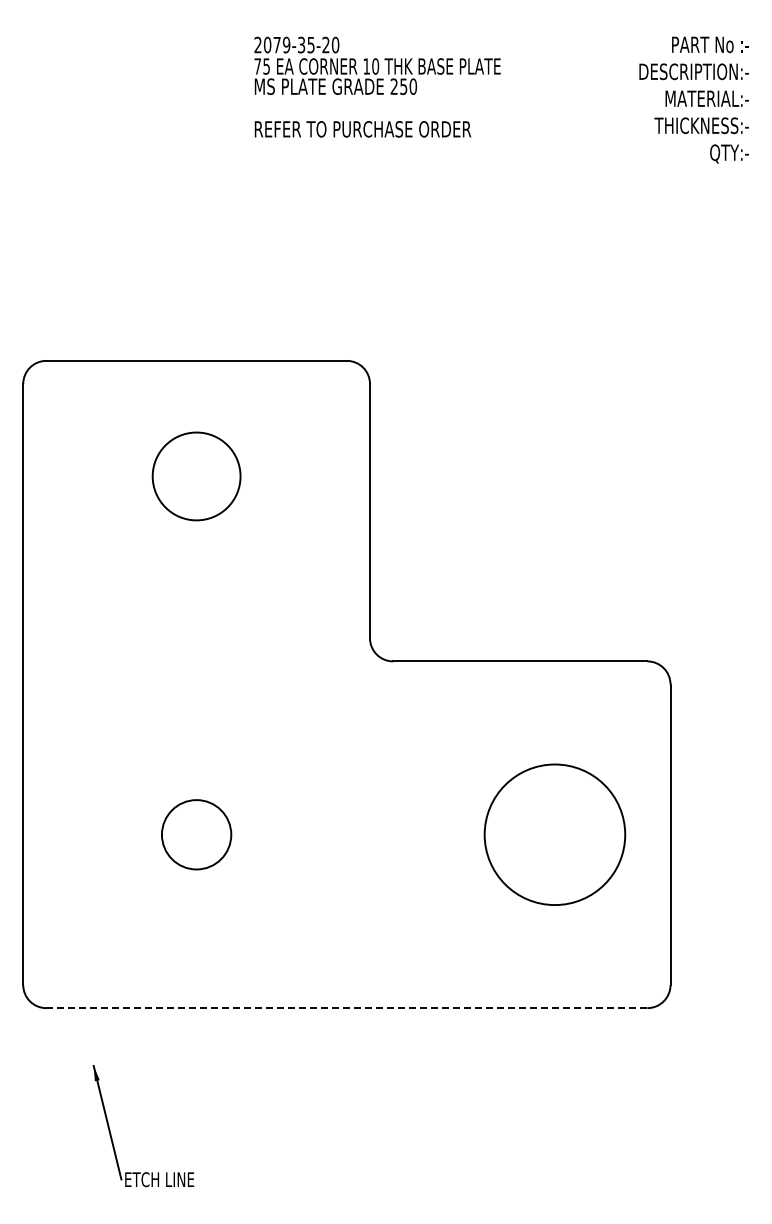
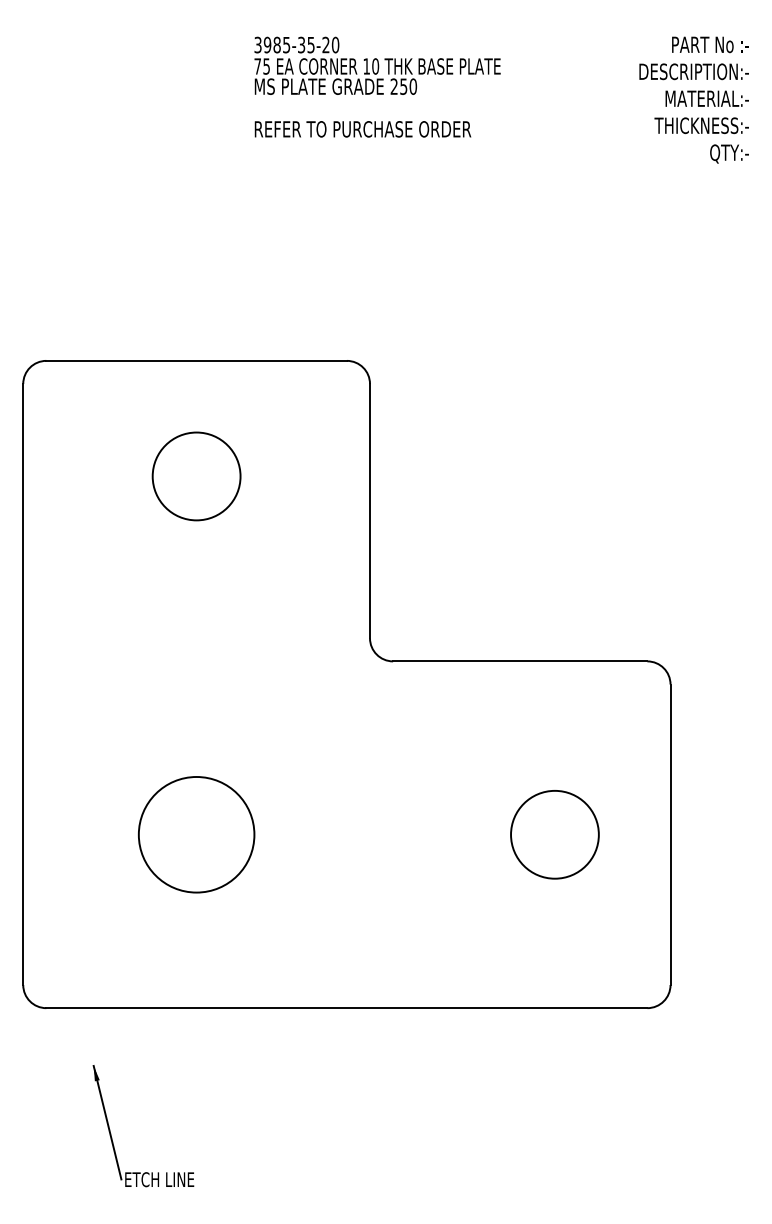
text: 2079-35-20 -> 3985-35-20 (272, 44)
circle diameter: 69 px -> 116 px (196, 834)
circle diameter: 141 px -> 88 px (554, 834)
line: dashed -> solid (346, 1008)
